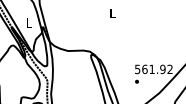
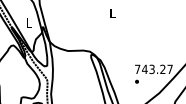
text: 561.92 -> 743.27 (153, 69)
